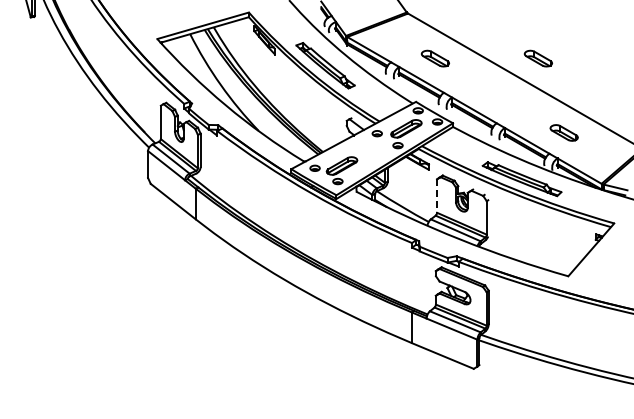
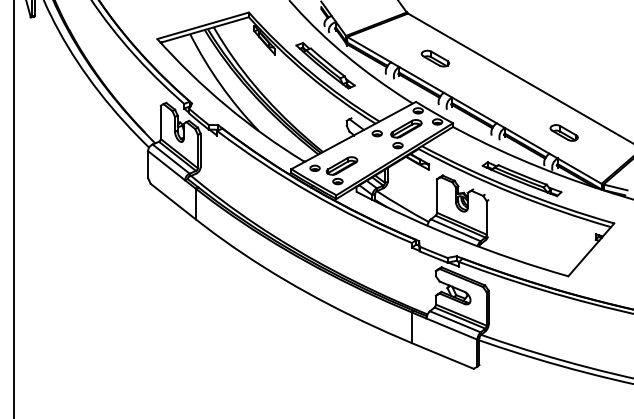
part: present -> none (537, 58)
line: dashed -> solid (437, 196)
line: none -> present (14, 208)
